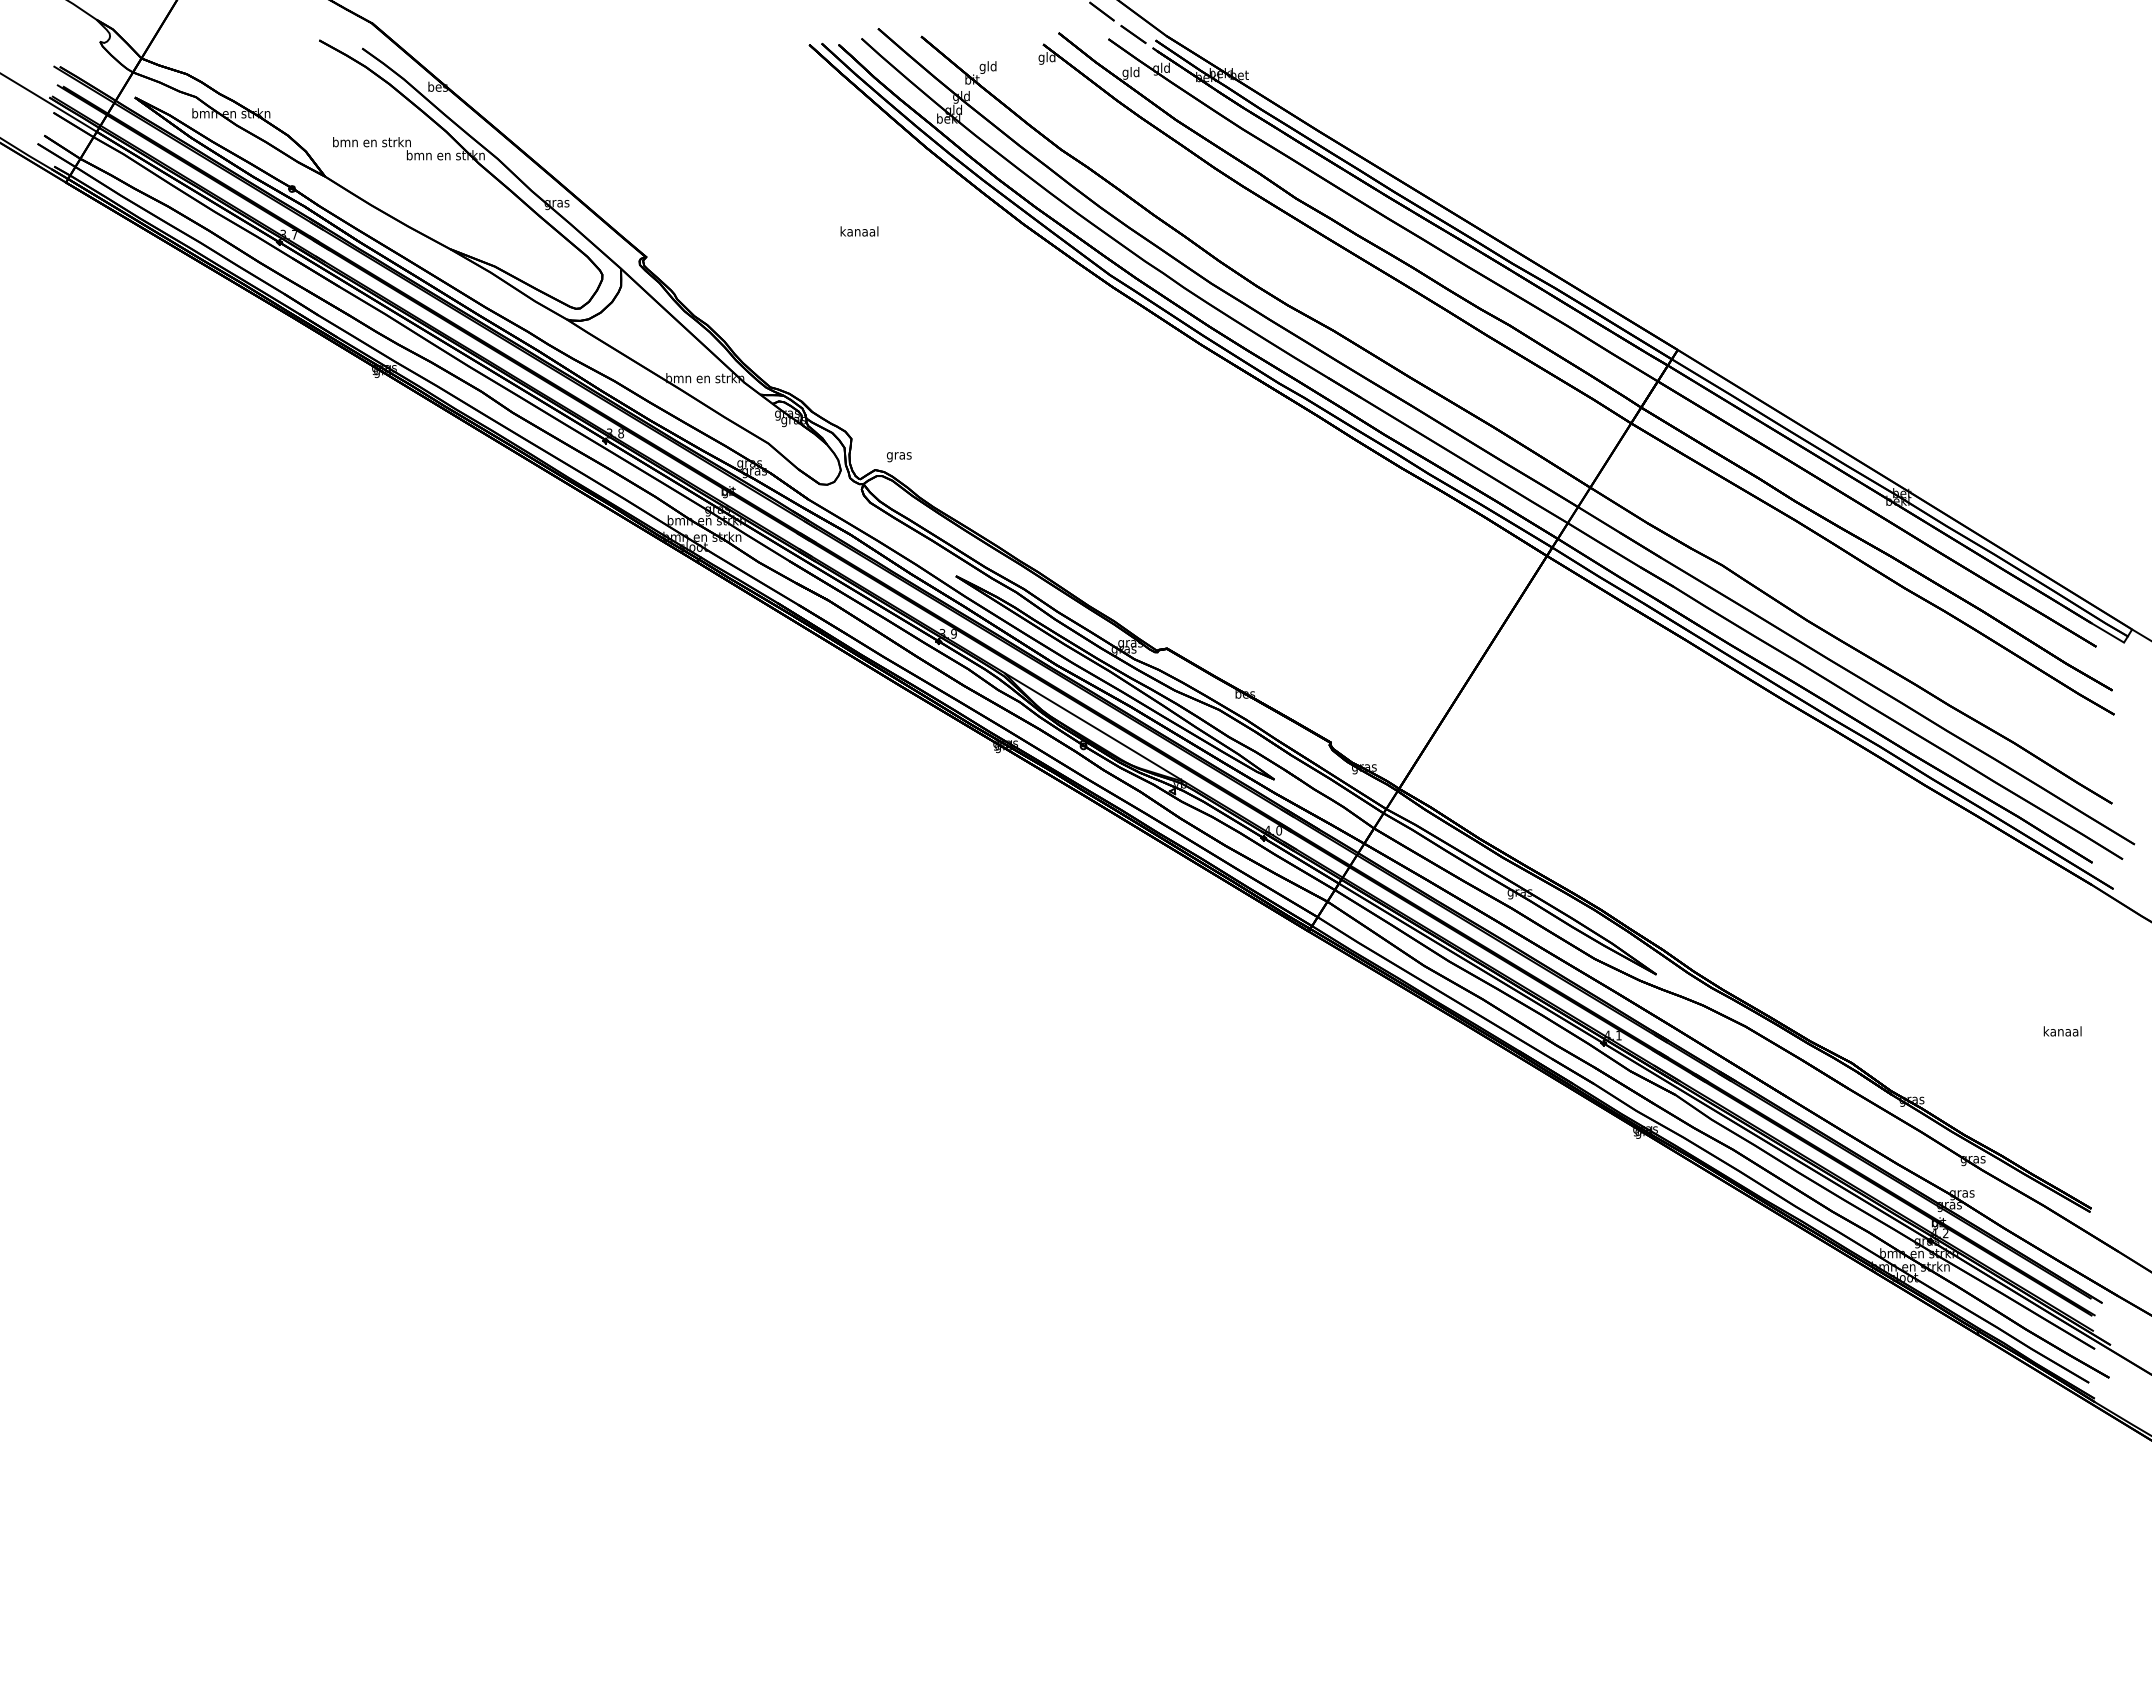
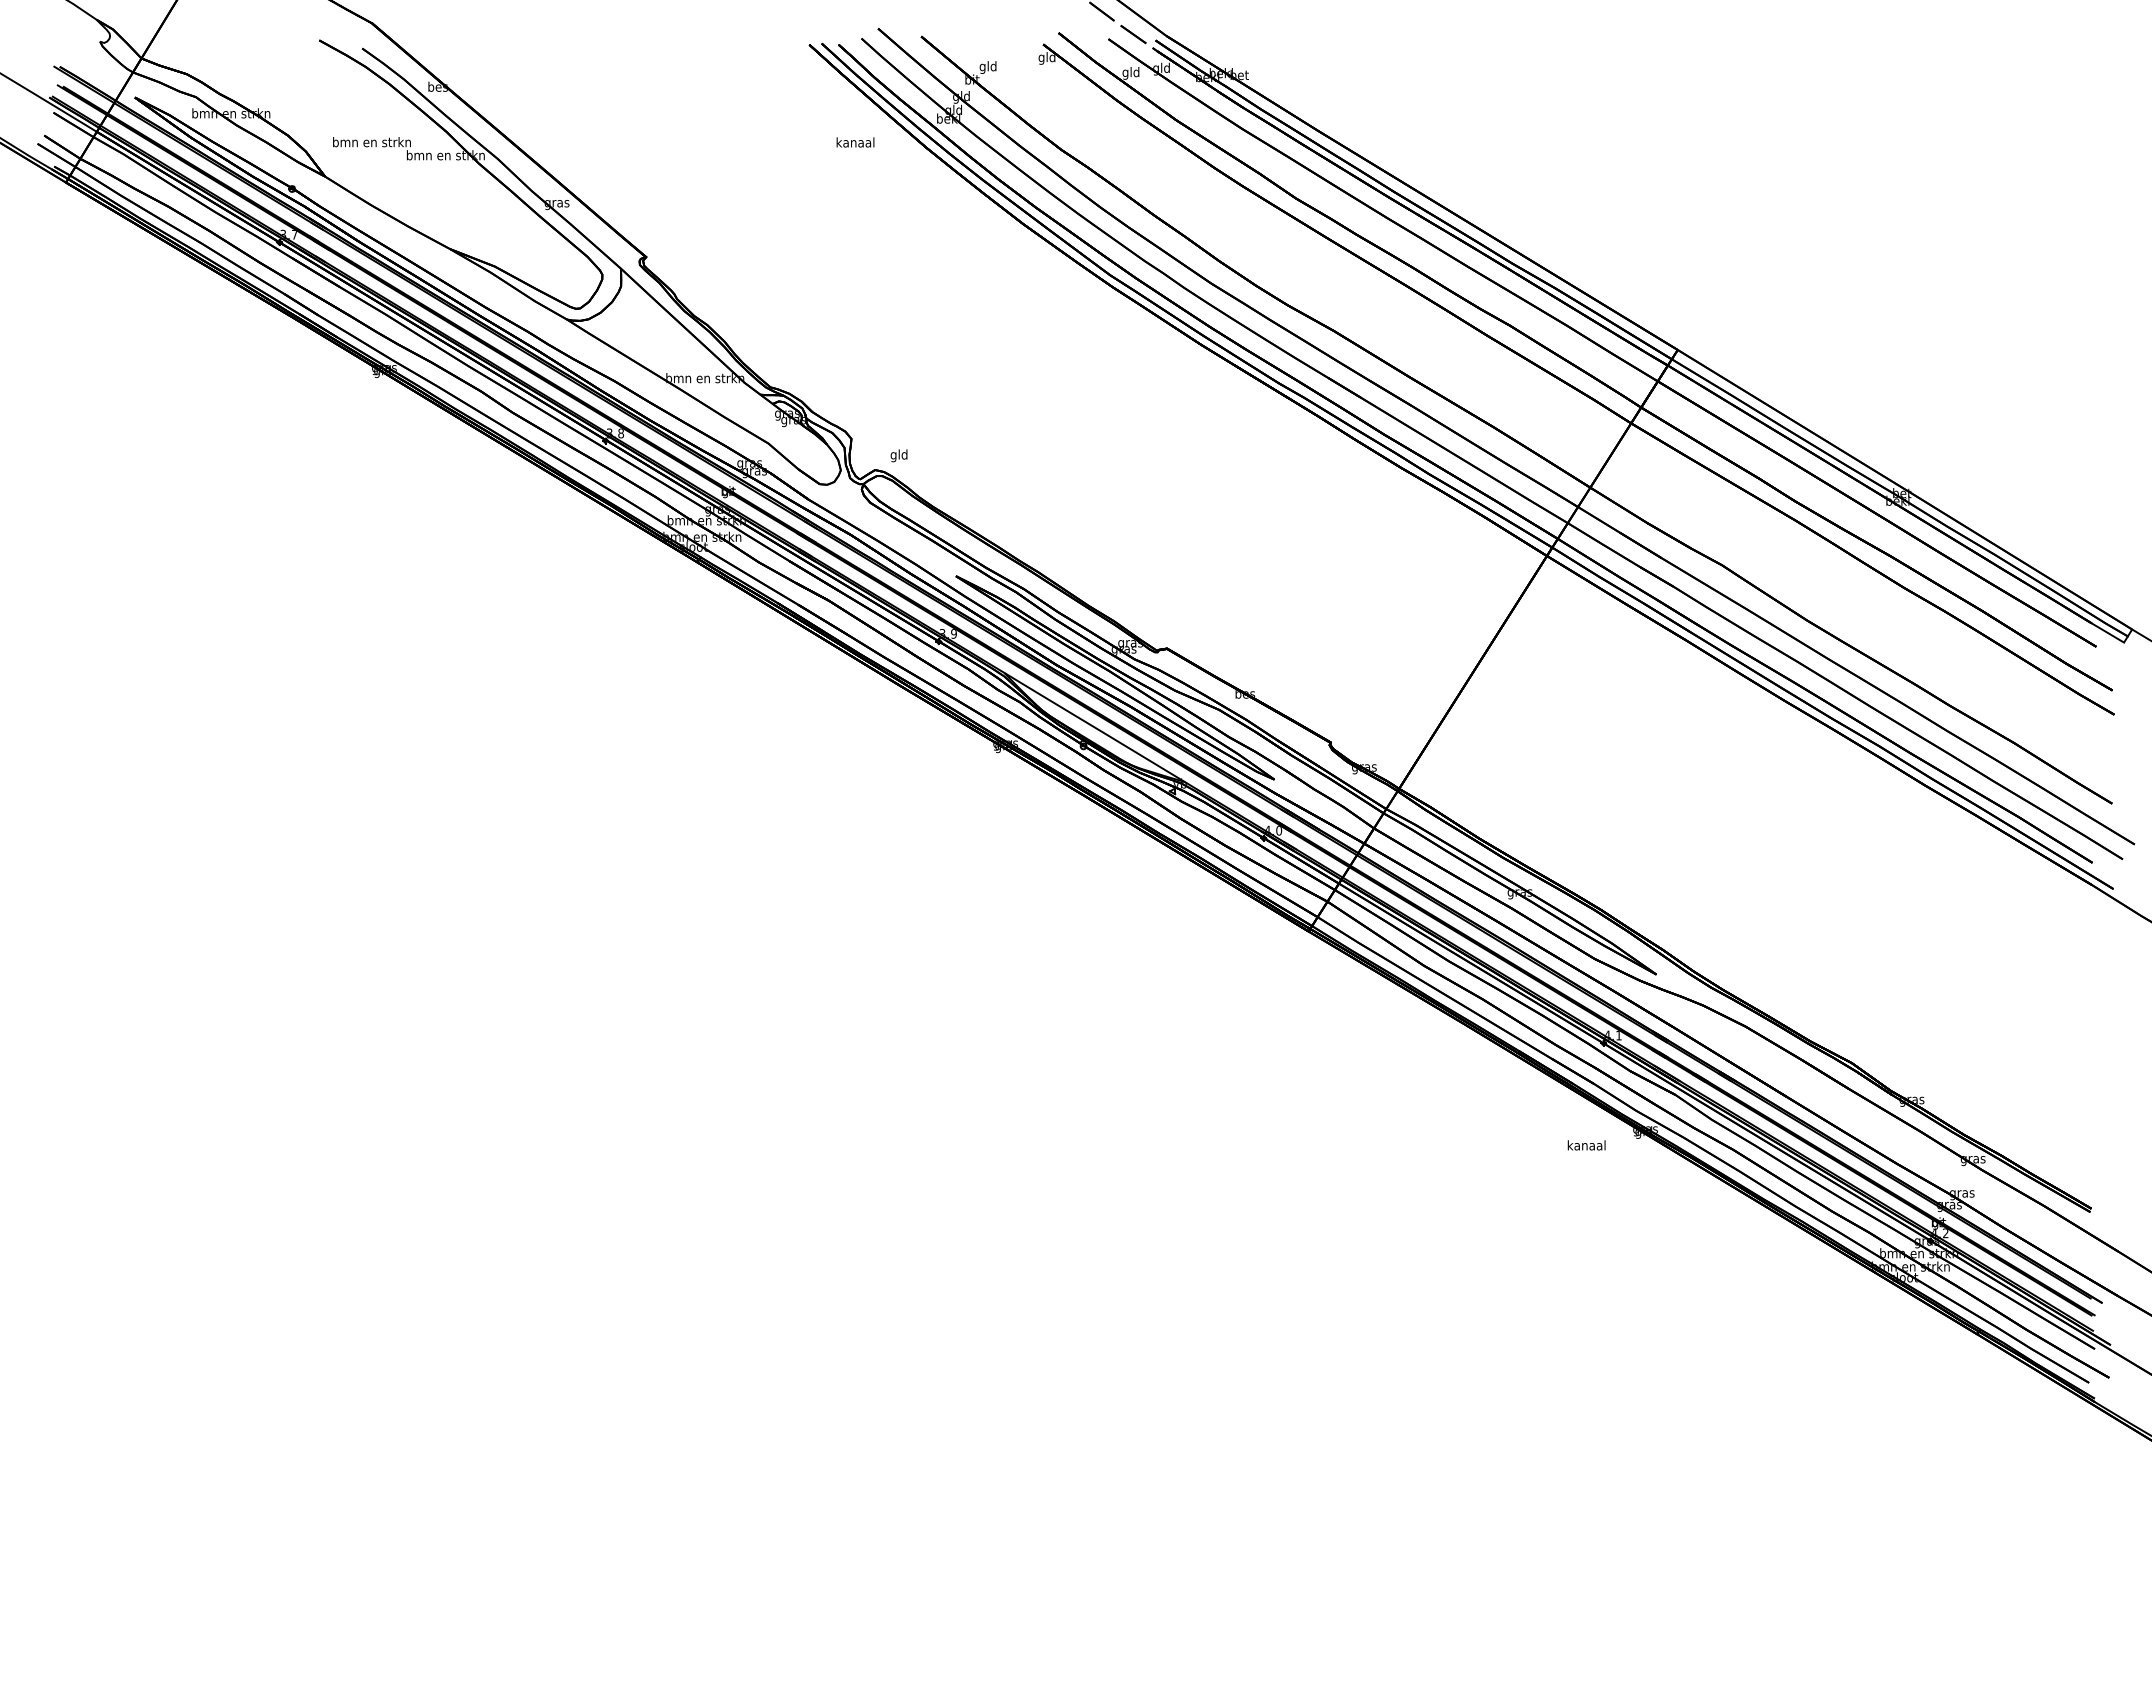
text position: (859, 231) -> (855, 142) (855, 142)
text: gras -> gld (898, 455)
text position: (2062, 1031) -> (1586, 1145) (1586, 1145)
